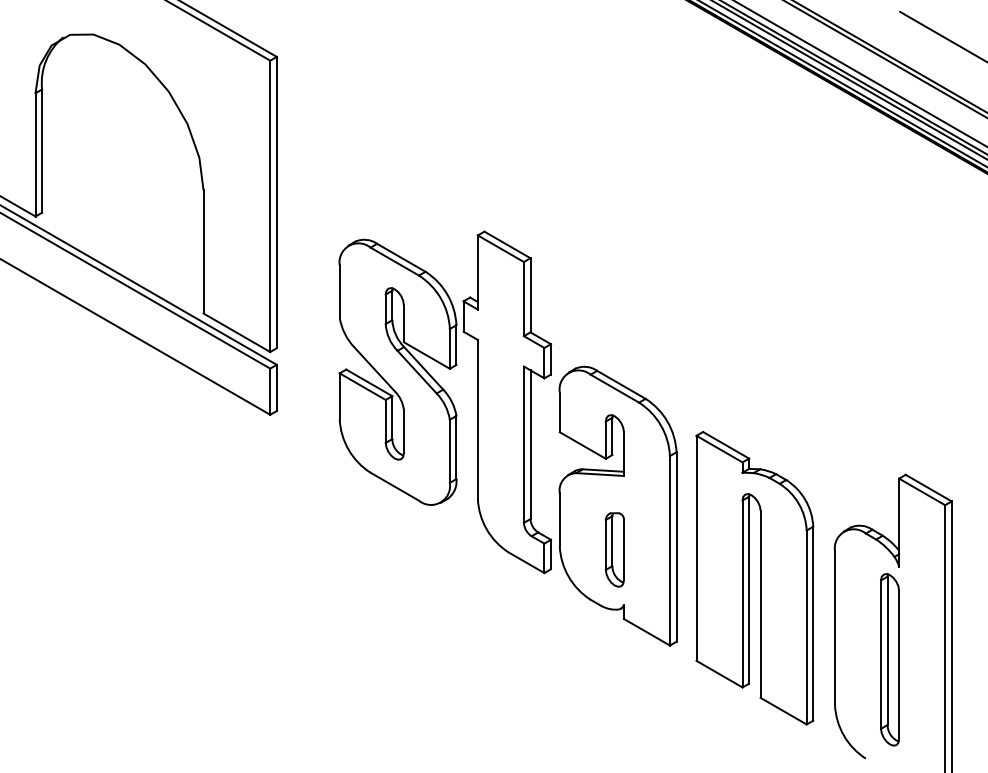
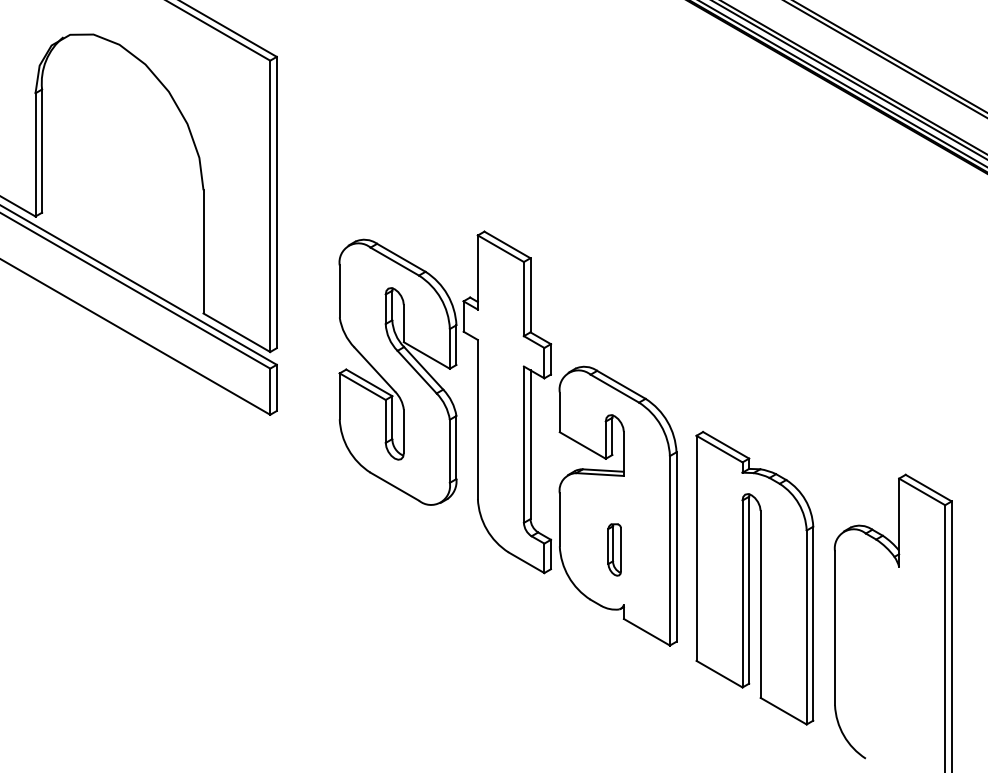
line: present -> none (942, 35)
line: present -> none (860, 73)
part size: 21x76 px -> 15x54 px (614, 549)
part: present -> none (889, 659)
